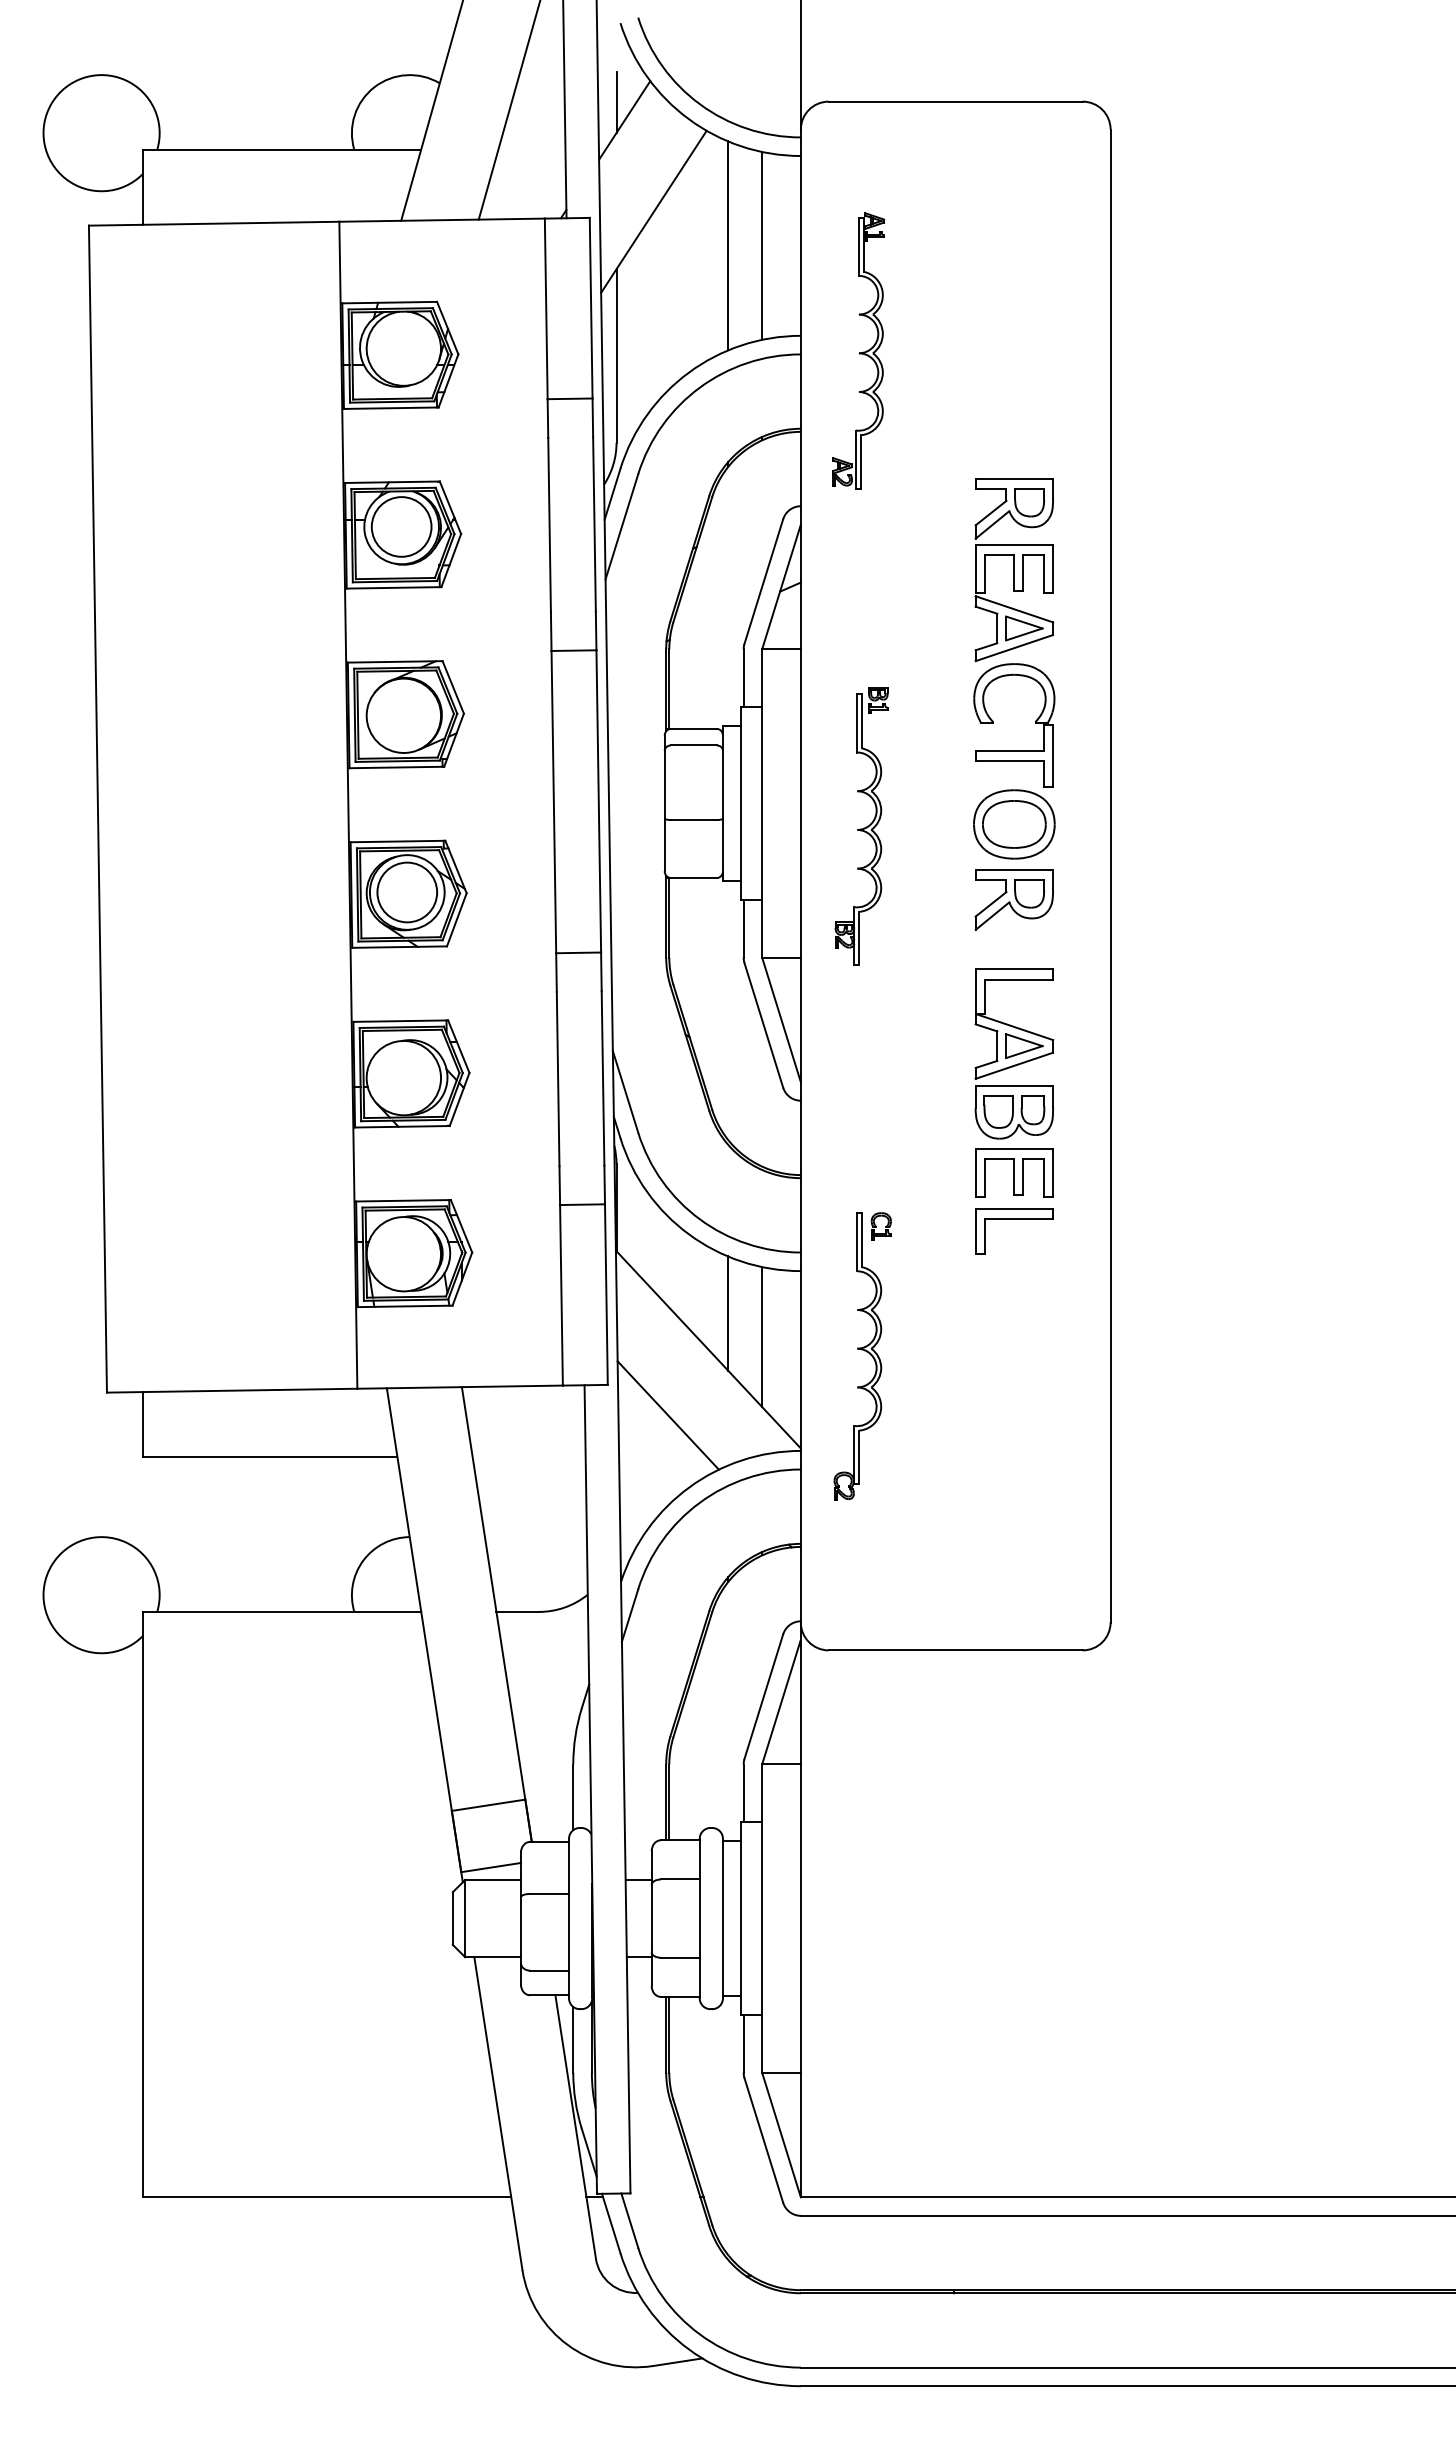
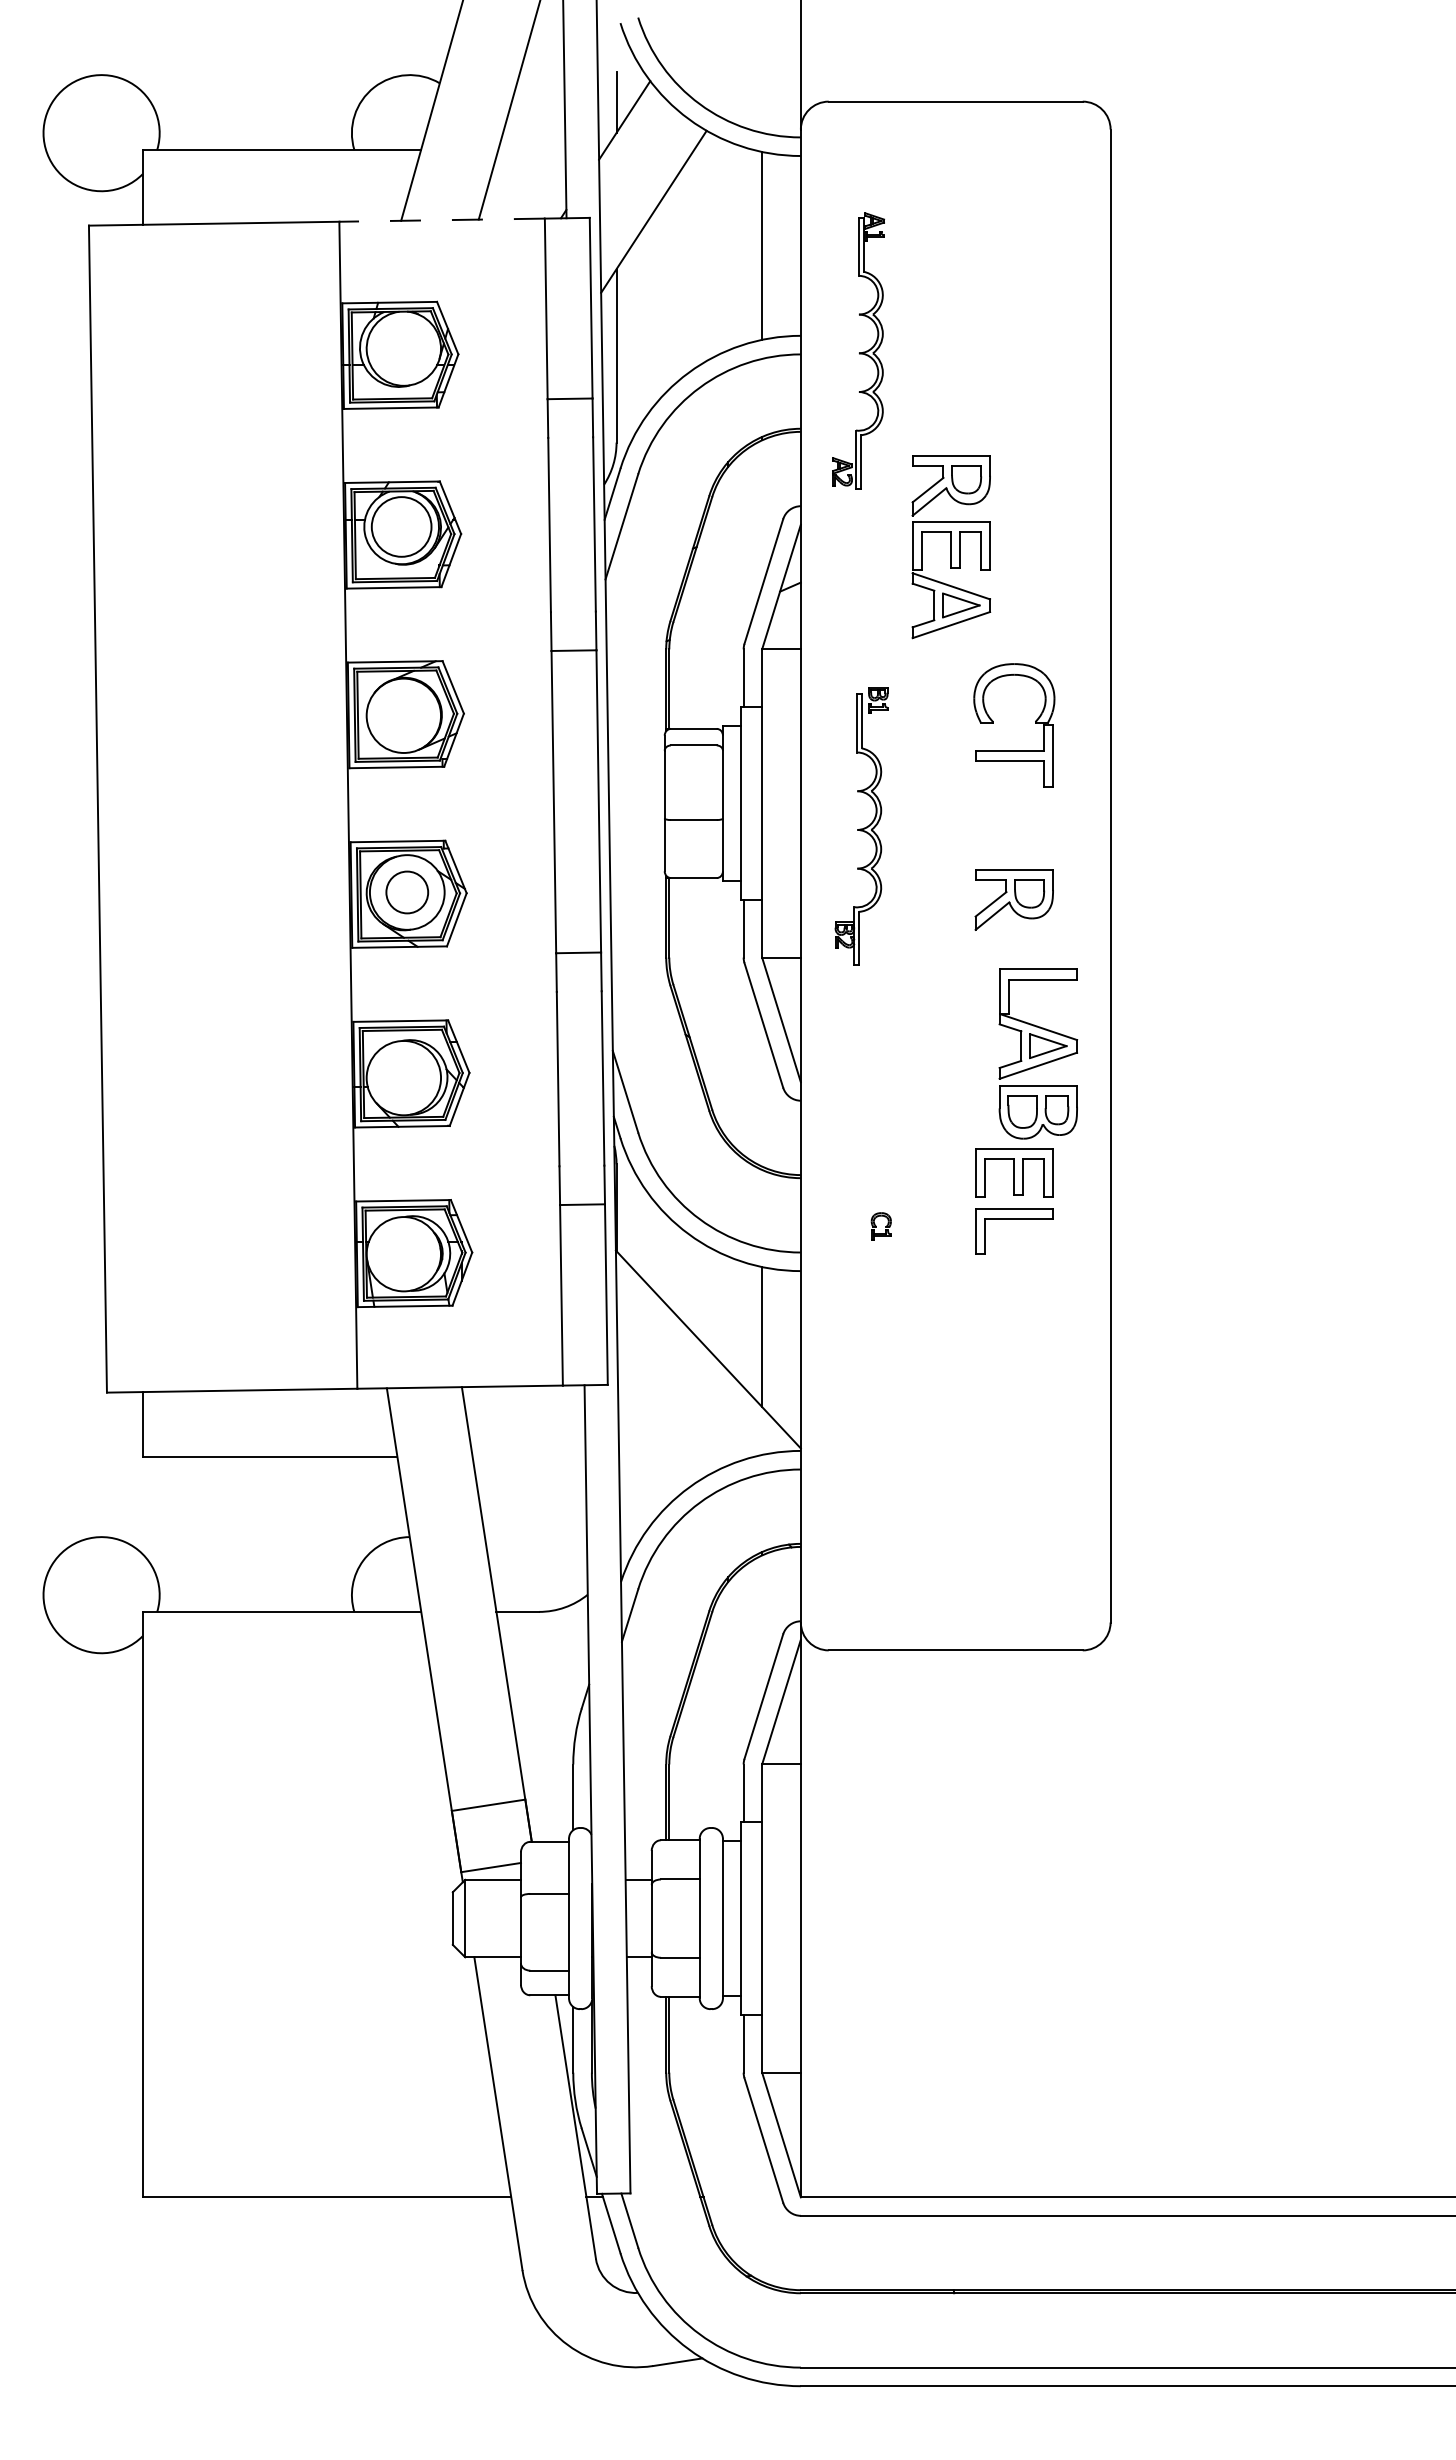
line: solid -> dashed (442, 220)
line: present -> none (728, 245)
part position: (1014, 570) -> (951, 547) (951, 547)
part: present -> none (1014, 824)
circle diameter: 60 px -> 42 px (407, 892)
part position: (1014, 1053) -> (1038, 1053) (1038, 1053)
line: present -> none (728, 1313)
part: present -> none (857, 1349)
line: present -> none (667, 1415)
